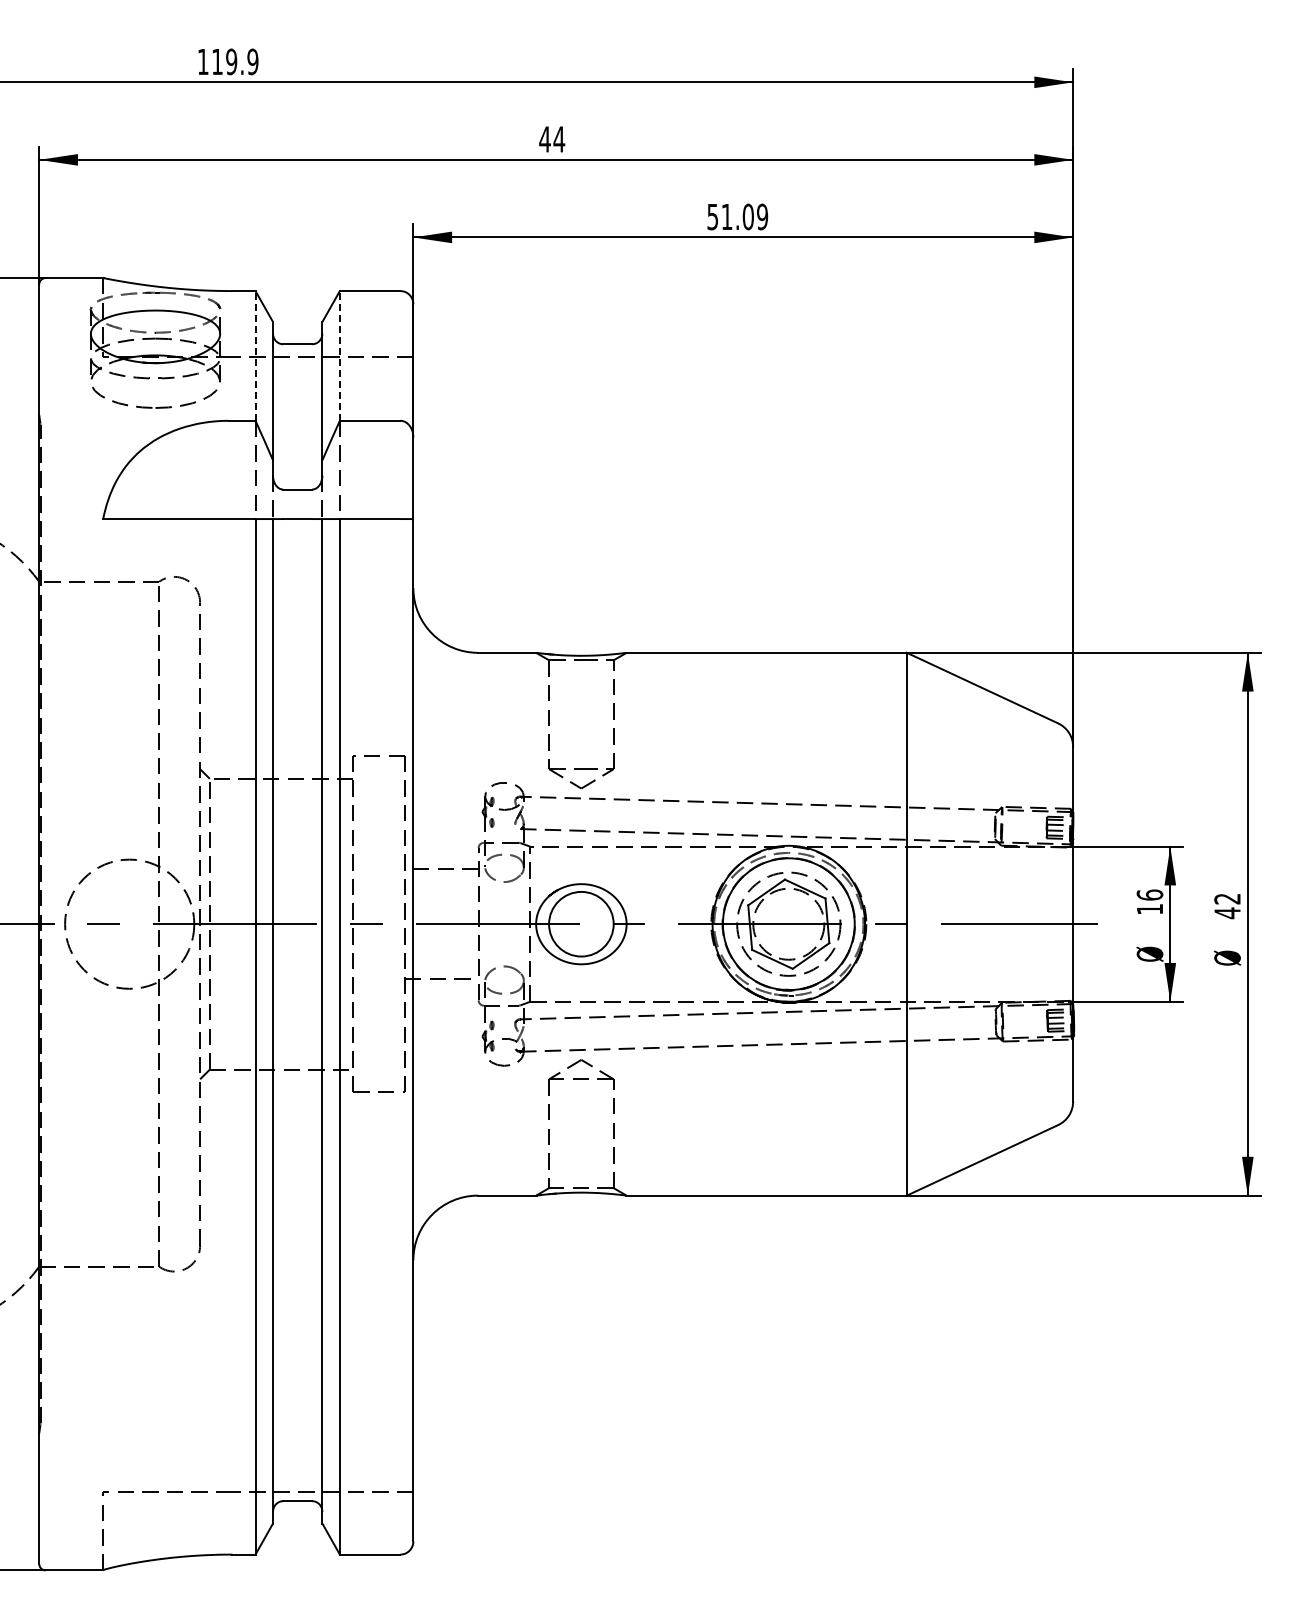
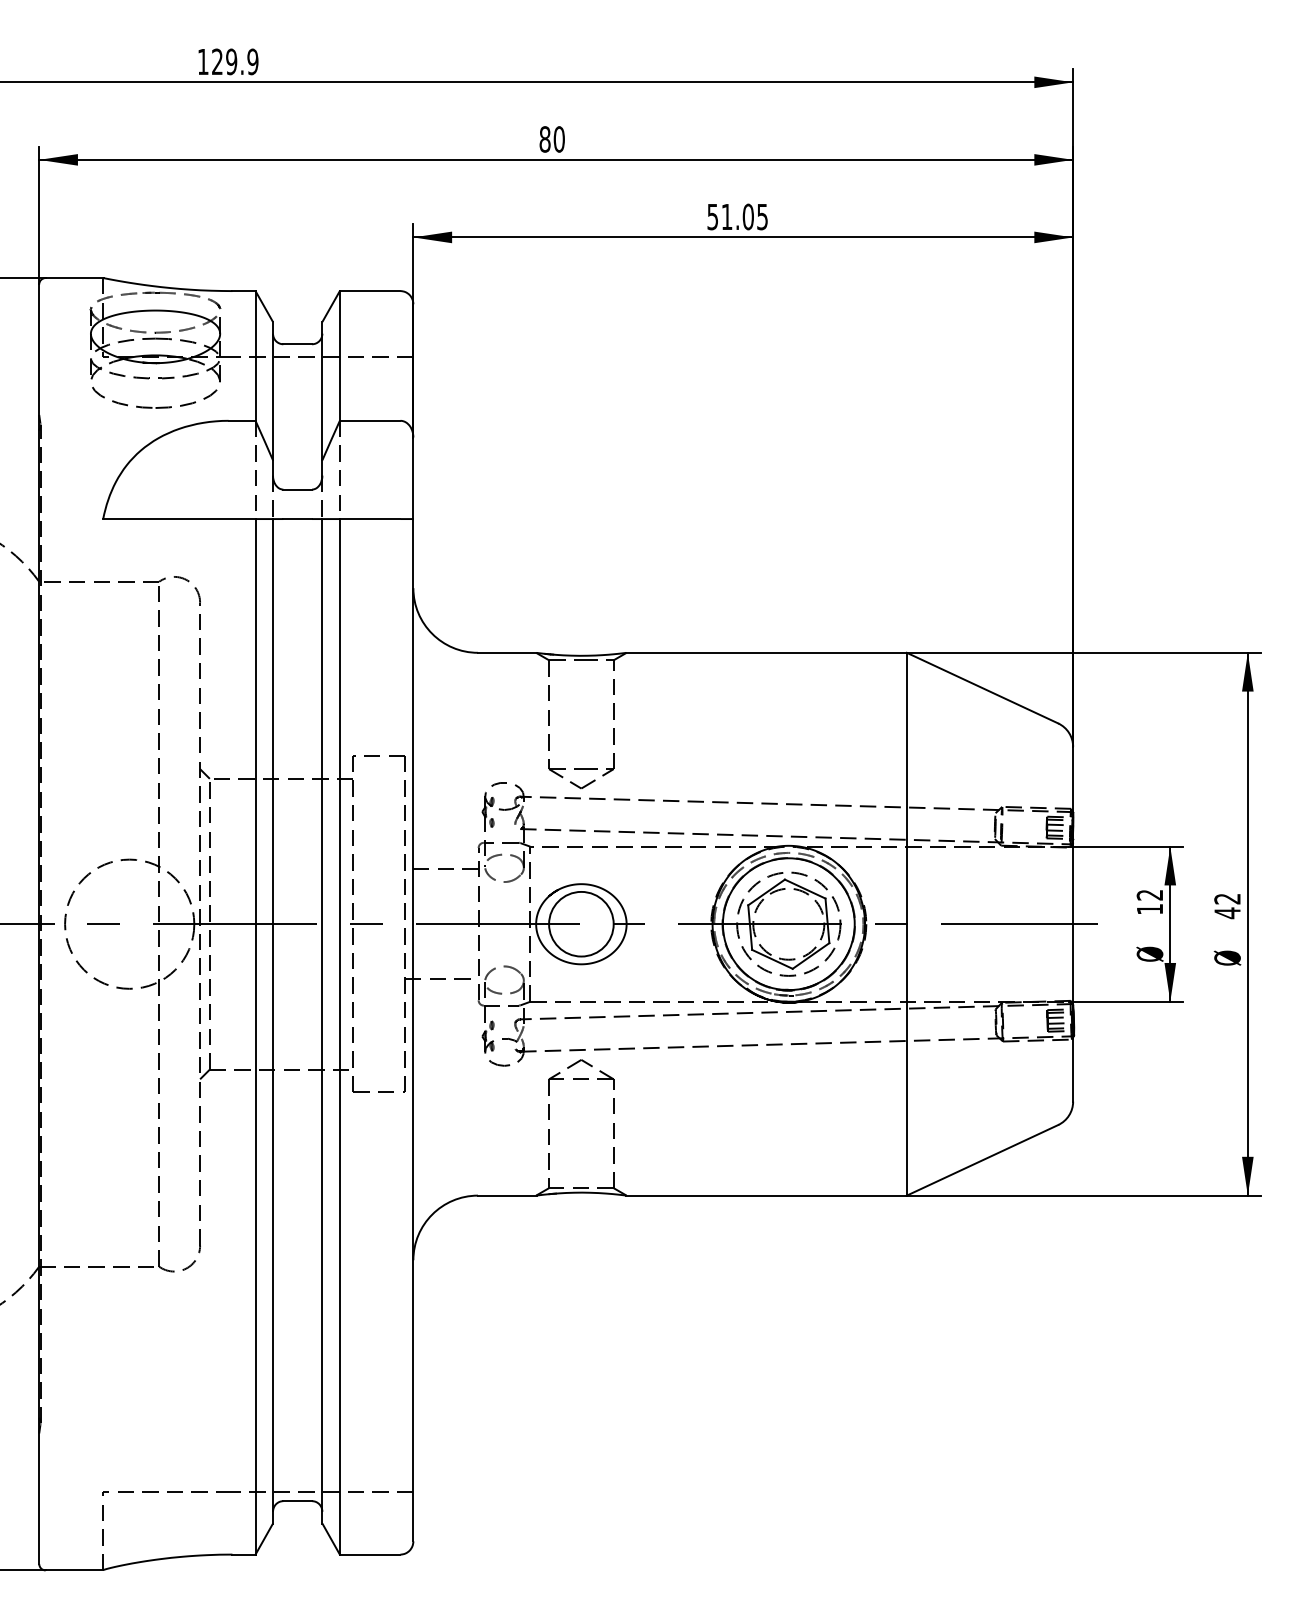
text: 119.9 -> 129.9 (217, 61)
text: 44 -> 80 (552, 139)
text: 51.09 -> 51.05 (762, 216)
line: dashed -> solid (255, 355)
line: dashed -> solid (339, 355)
text: 16 -> 12 (1149, 894)
